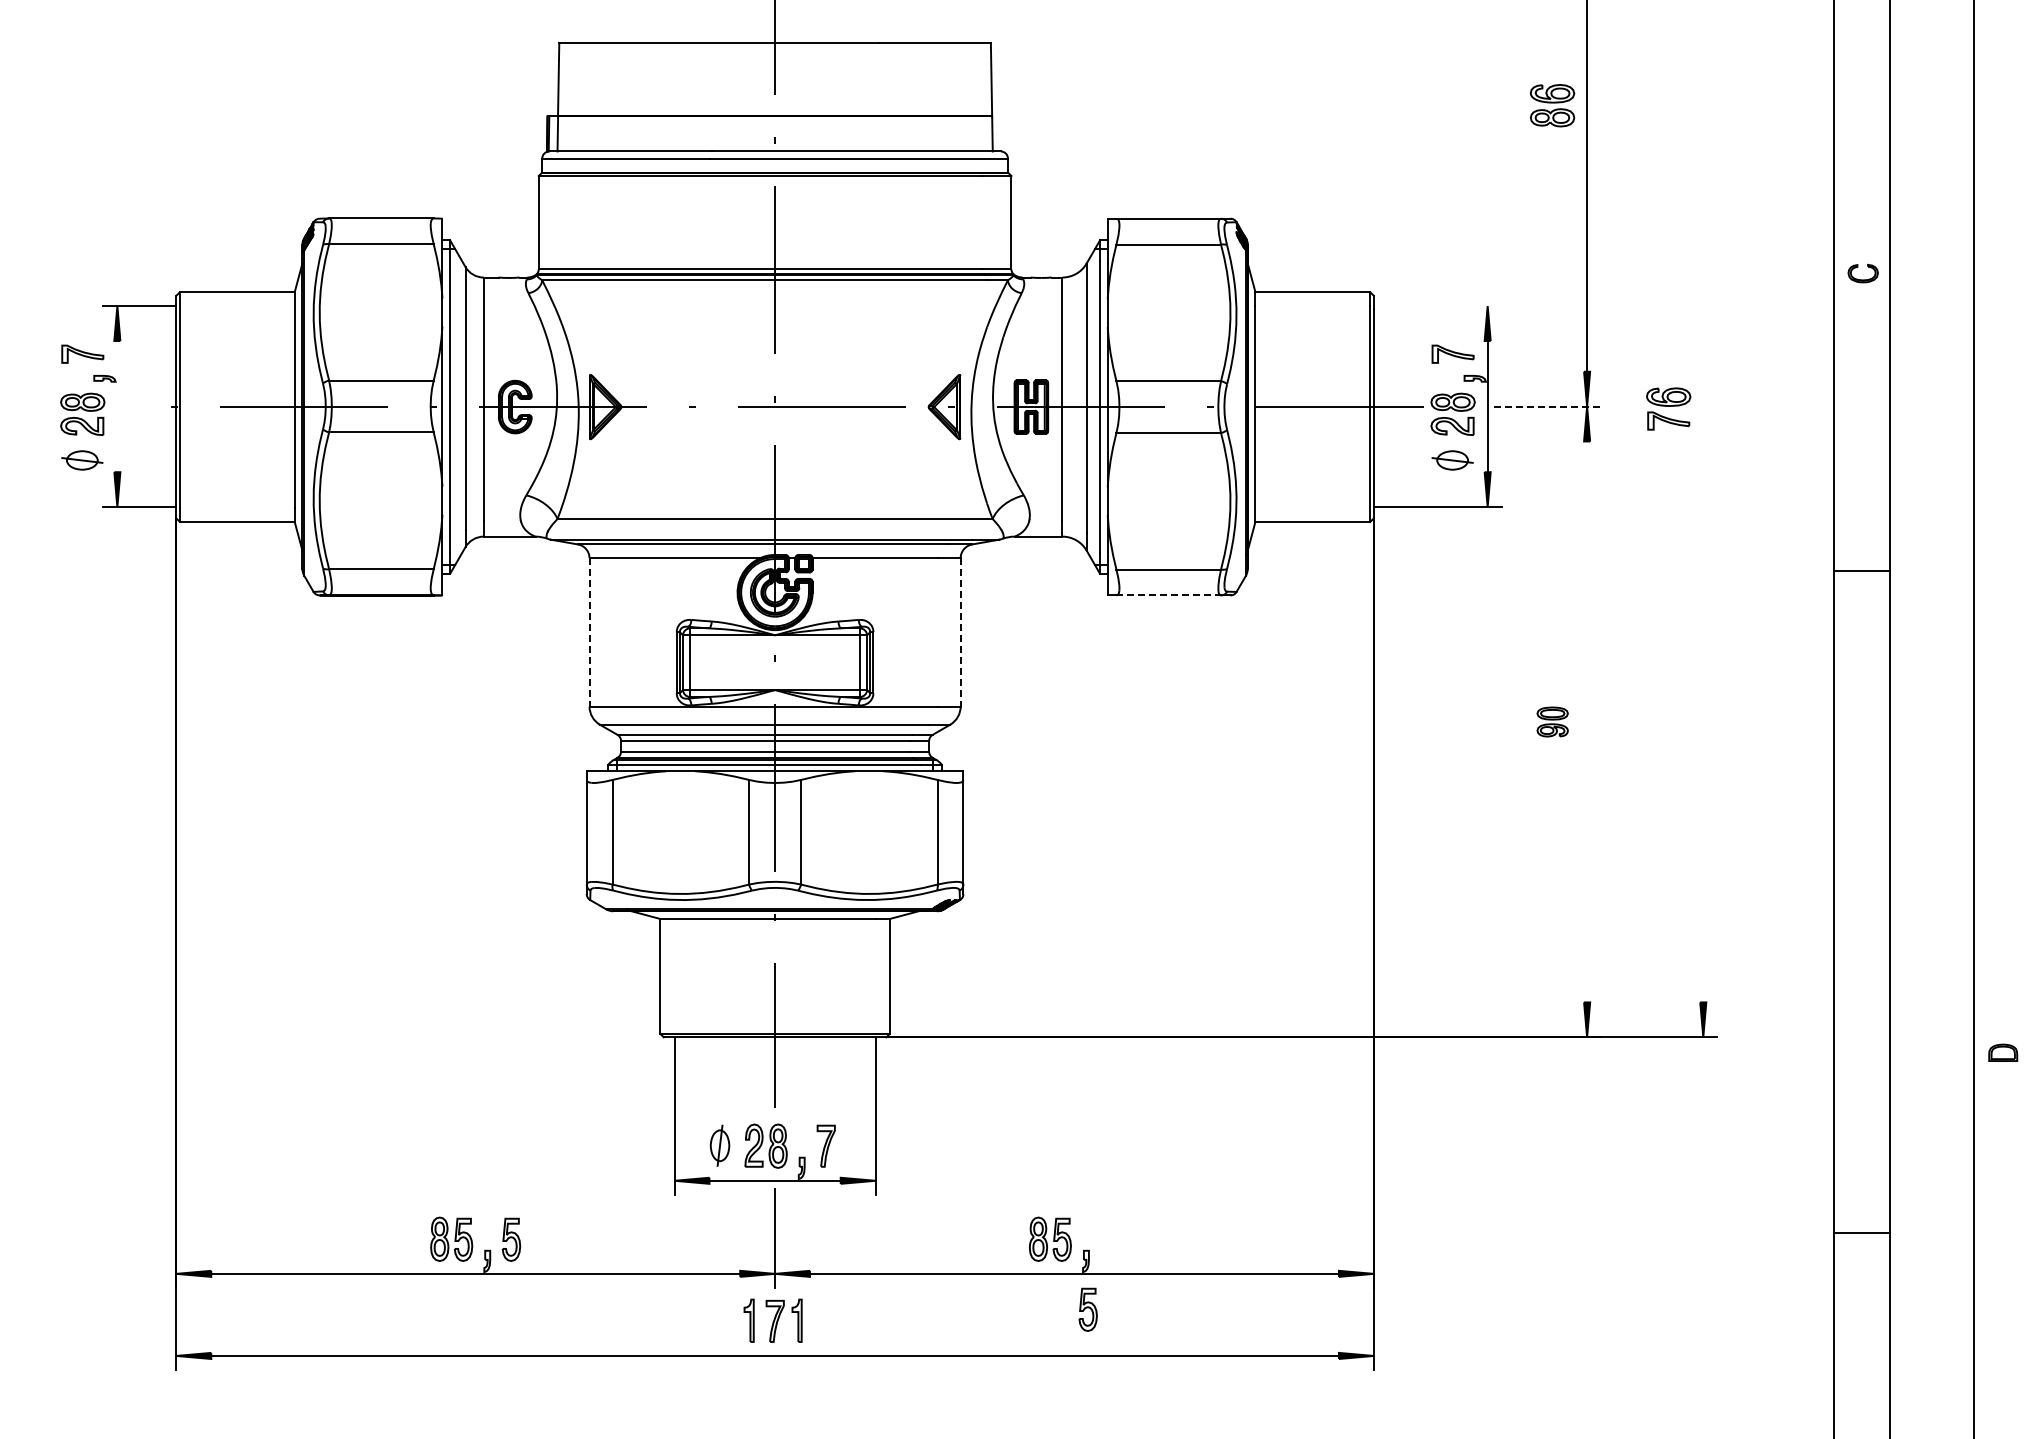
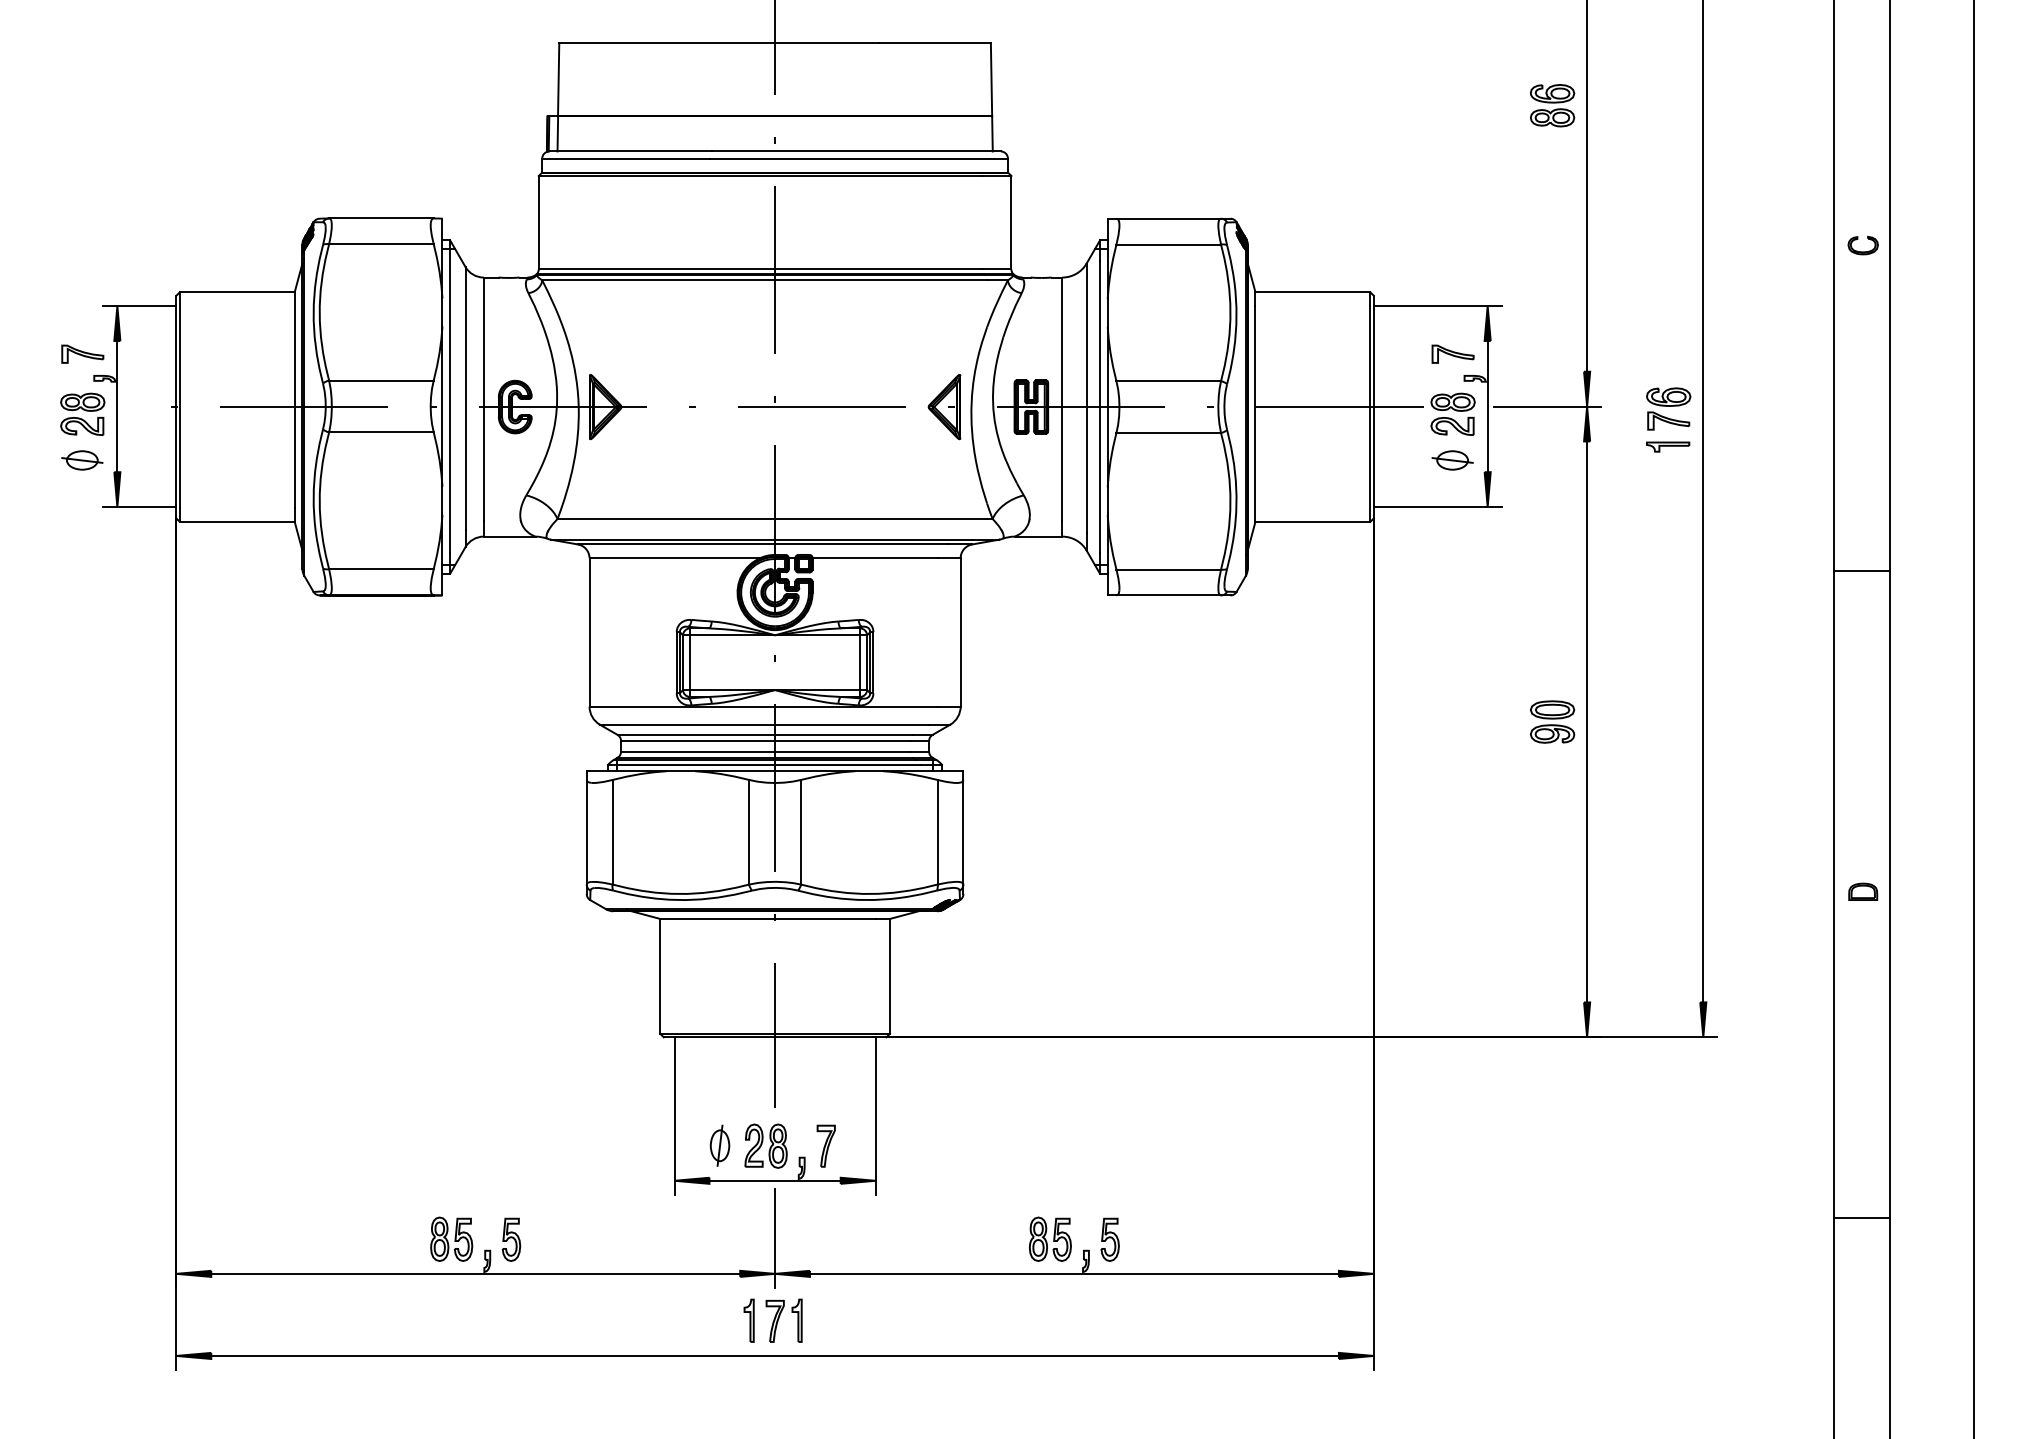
part position: (1862, 273) -> (1862, 245) (1862, 245)
line: none -> present (1437, 306)
line: none -> present (117, 406)
line: dashed -> solid (1548, 406)
part: none -> present (1668, 446)
line: none -> present (1703, 502)
line: dashed -> solid (1169, 595)
line: dashed -> solid (589, 632)
line: dashed -> solid (960, 632)
part size: 33x32 px -> 46x44 px (1552, 721)
line: none -> present (1587, 721)
part position: (2003, 1052) -> (1863, 891) (1863, 891)
line position: (1861, 1232) -> (1861, 1217) (1861, 1217)
part position: (1087, 1309) -> (1109, 1239) (1109, 1239)
